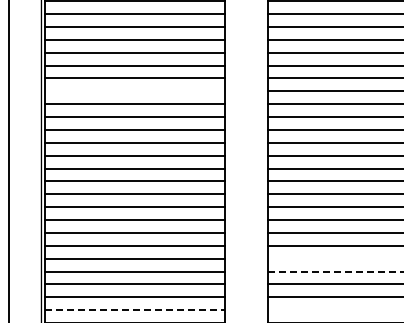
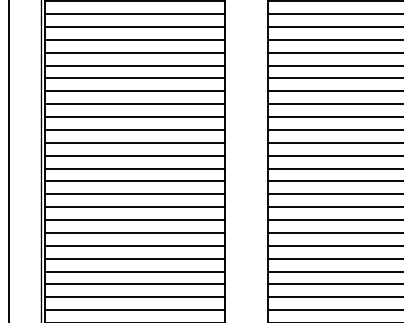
line: none -> present (135, 91)
line: none -> present (333, 258)
line: dashed -> solid (335, 271)
line: dashed -> solid (135, 310)
line: none -> present (333, 310)
